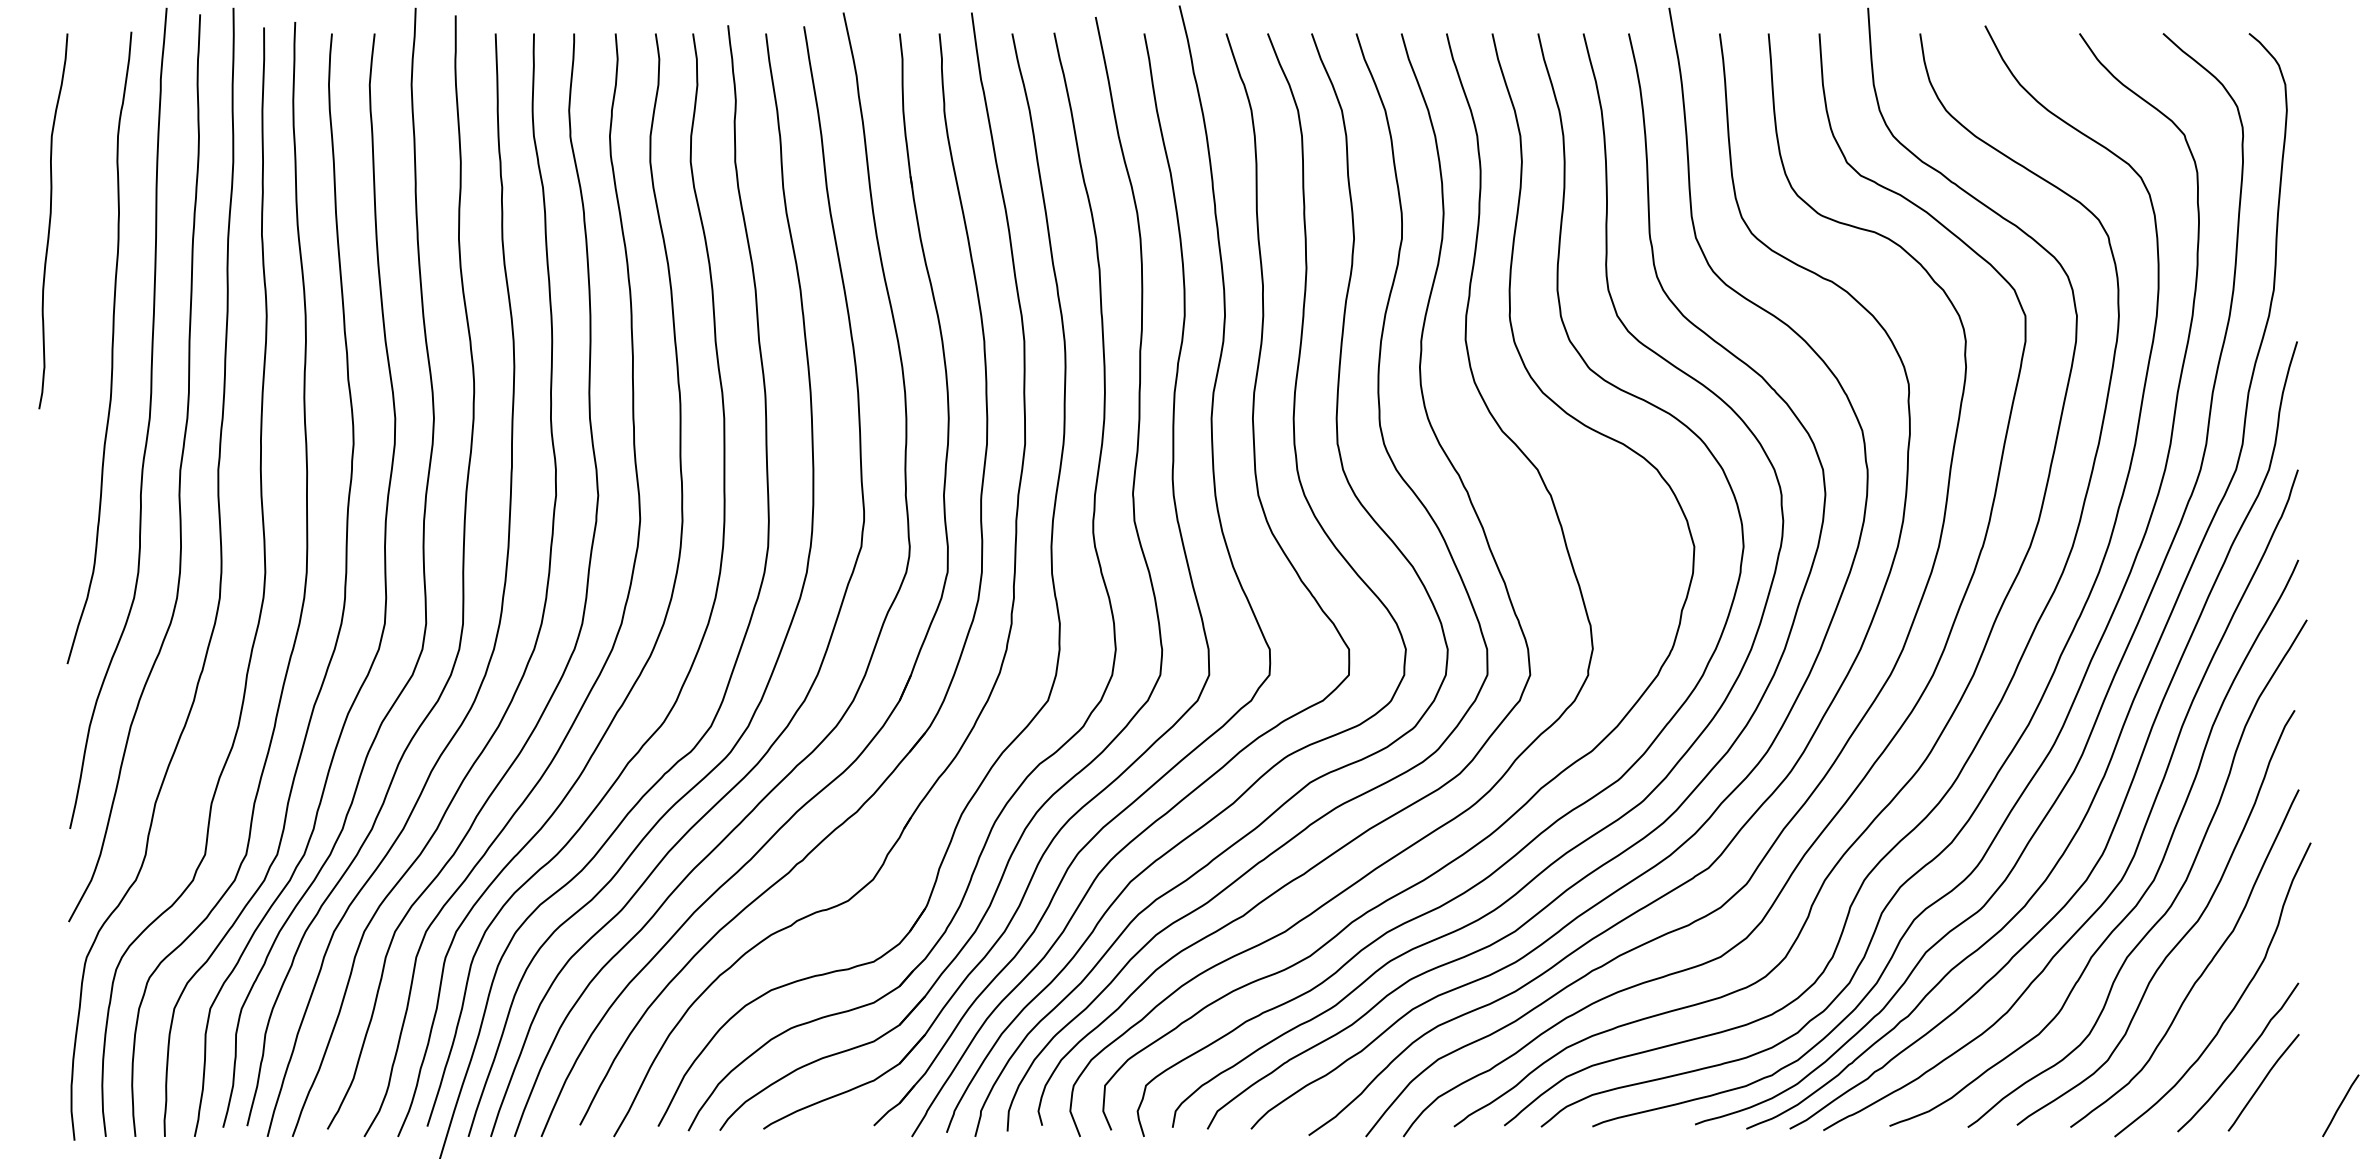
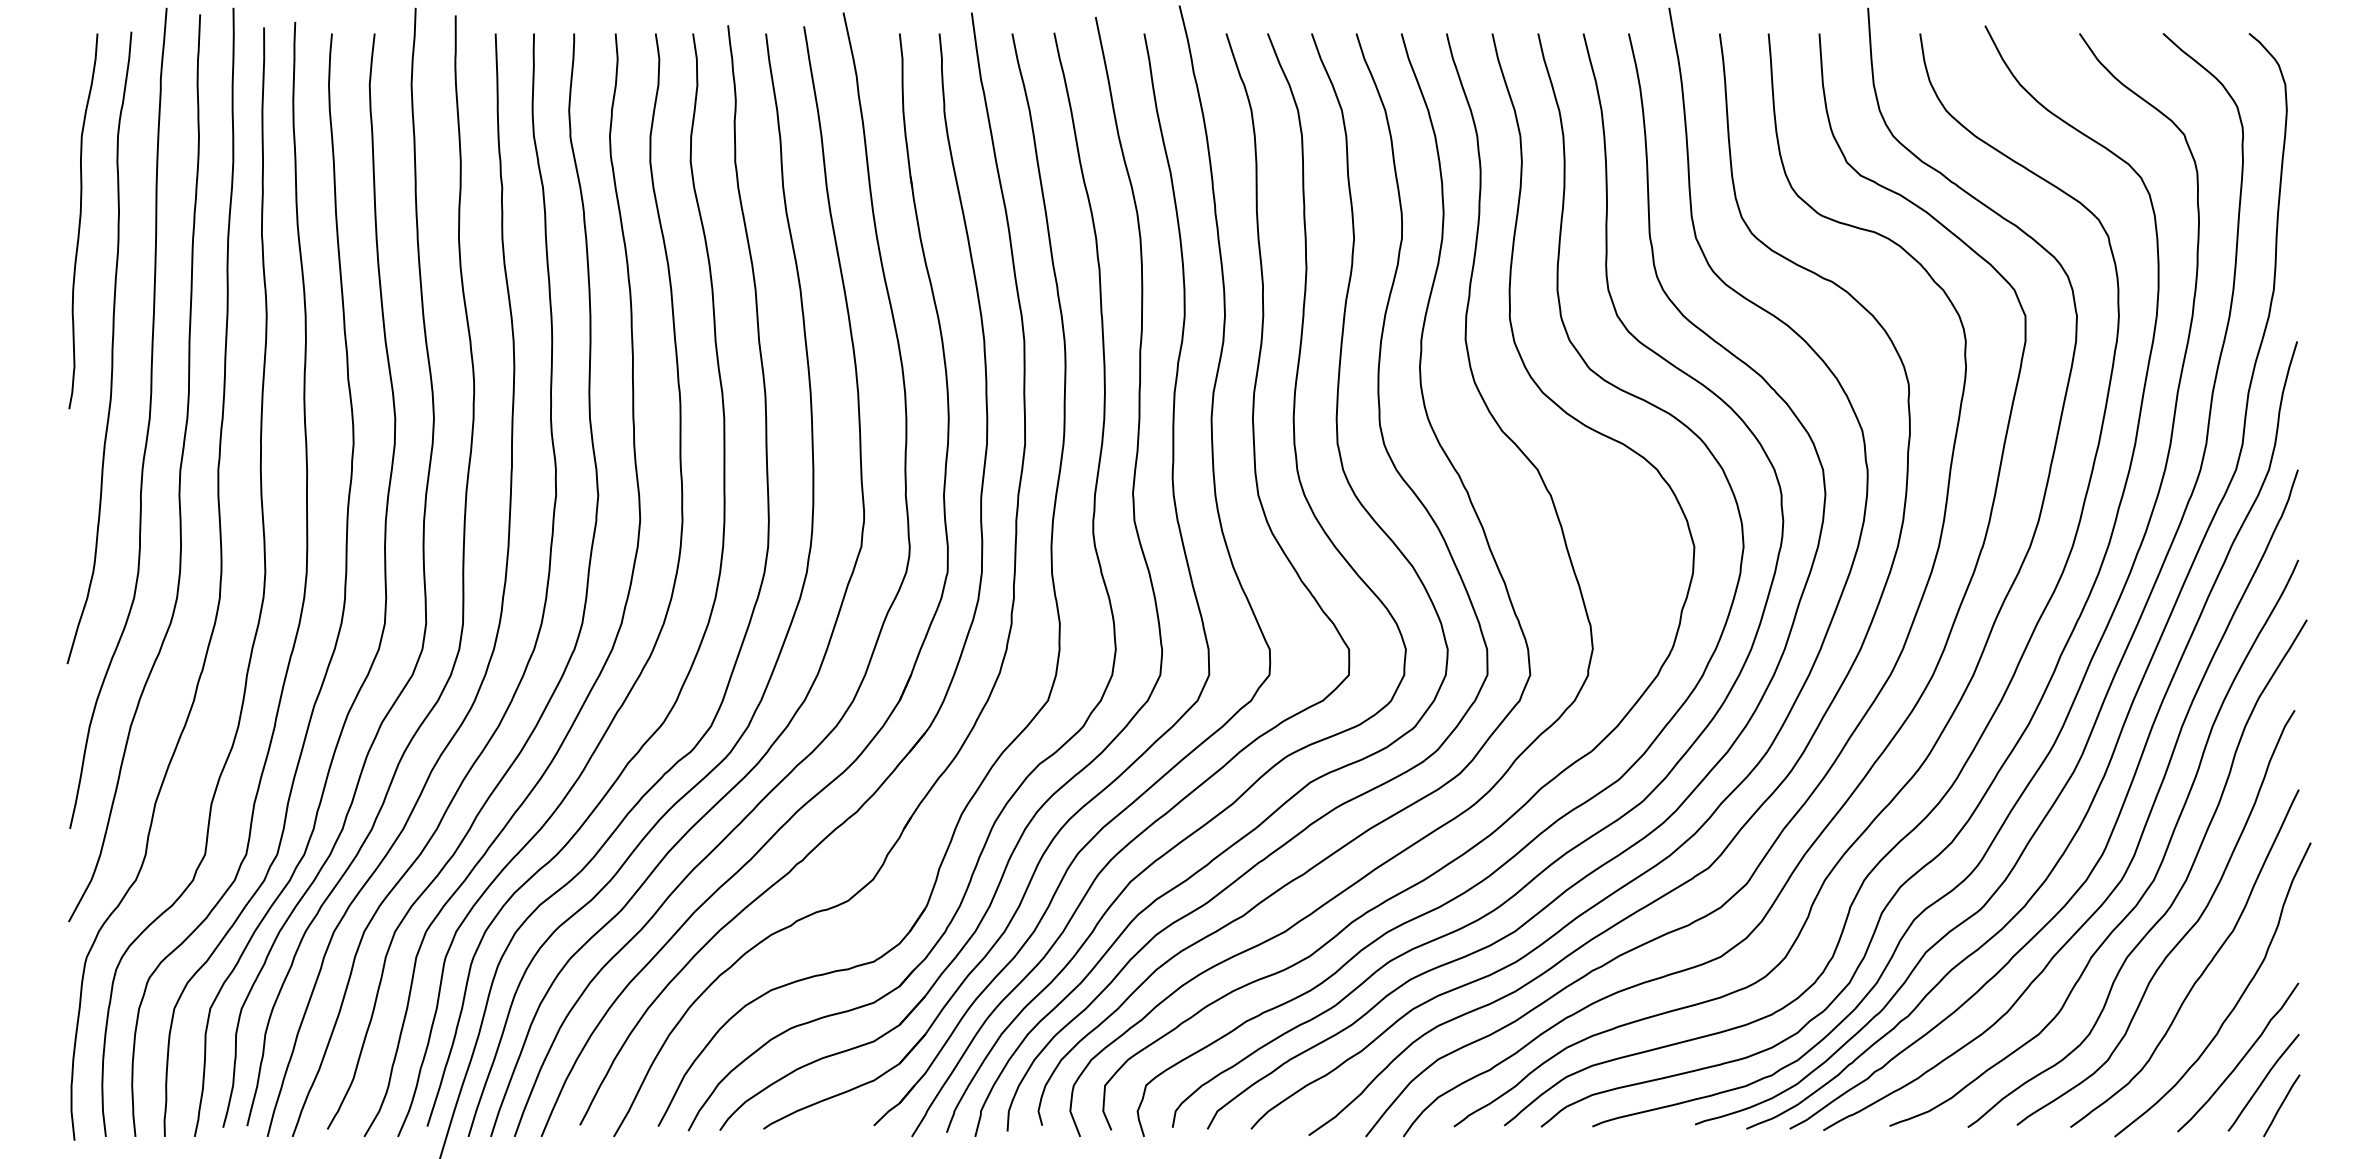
curve position: (50, 221) -> (80, 221) (80, 221)
line position: (2340, 1105) -> (2281, 1105) (2281, 1105)
